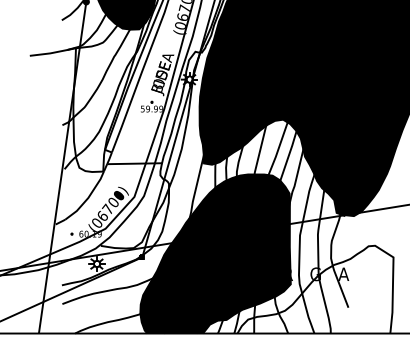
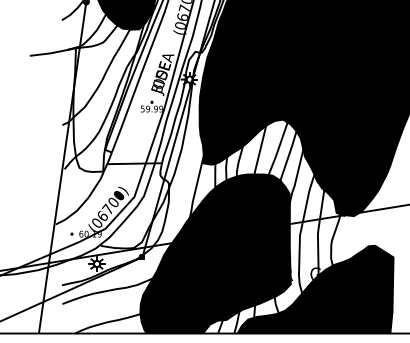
fill: none -> present (315, 289)
